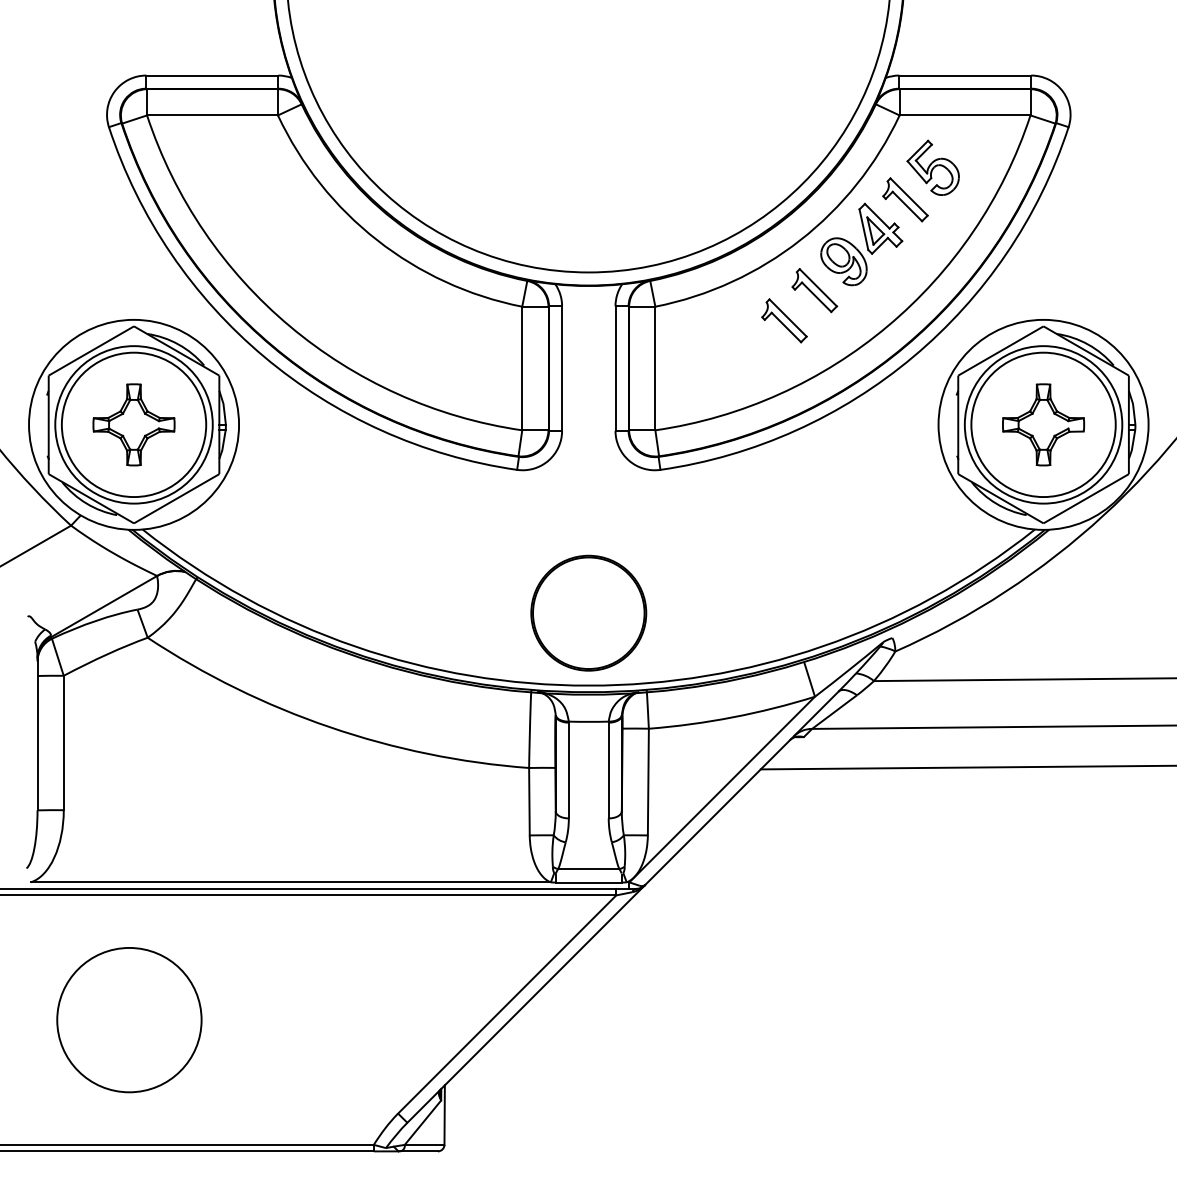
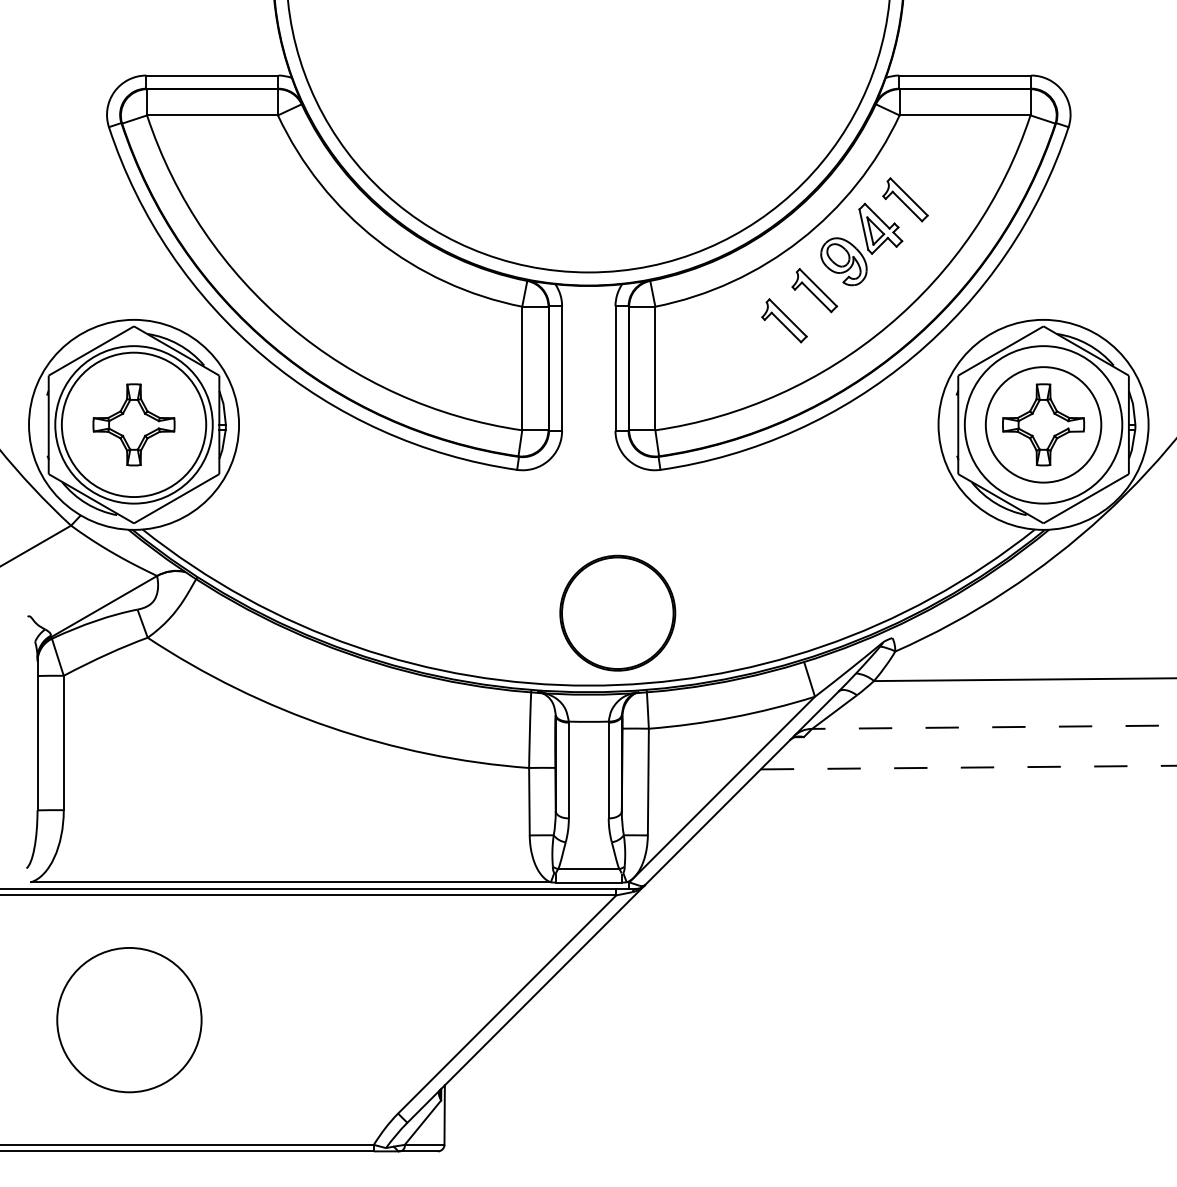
part: present -> none (932, 167)
circle diameter: 144 px -> 115 px (1043, 424)
part position: (588, 612) -> (617, 612) (617, 612)
line: solid -> dashed (993, 727)
line: solid -> dashed (968, 767)
